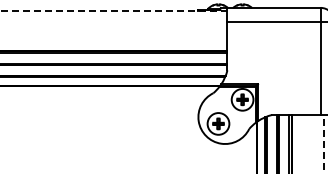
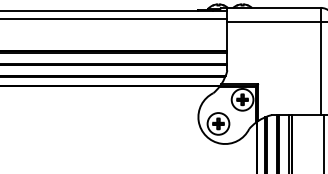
line: dashed -> solid (114, 10)
line: none -> present (114, 18)
line: dashed -> solid (323, 143)
